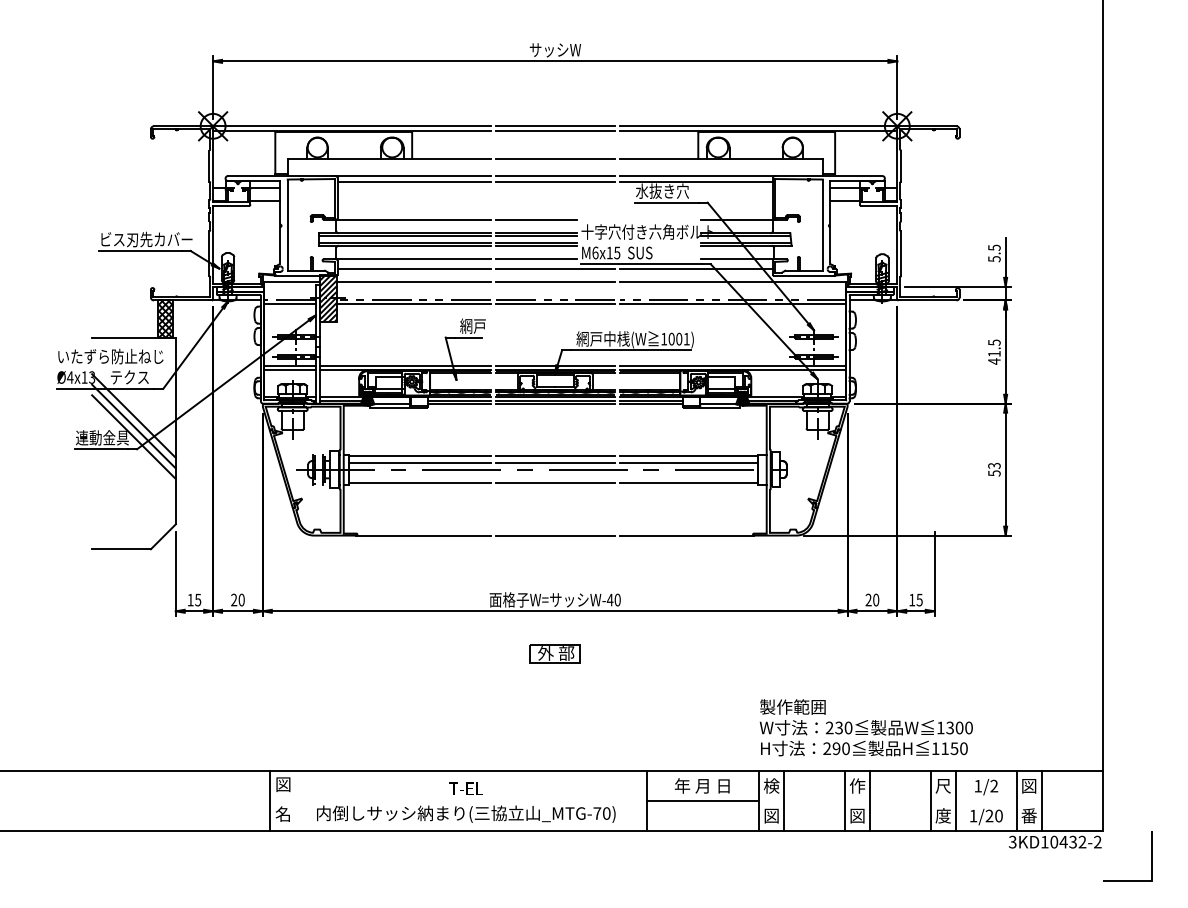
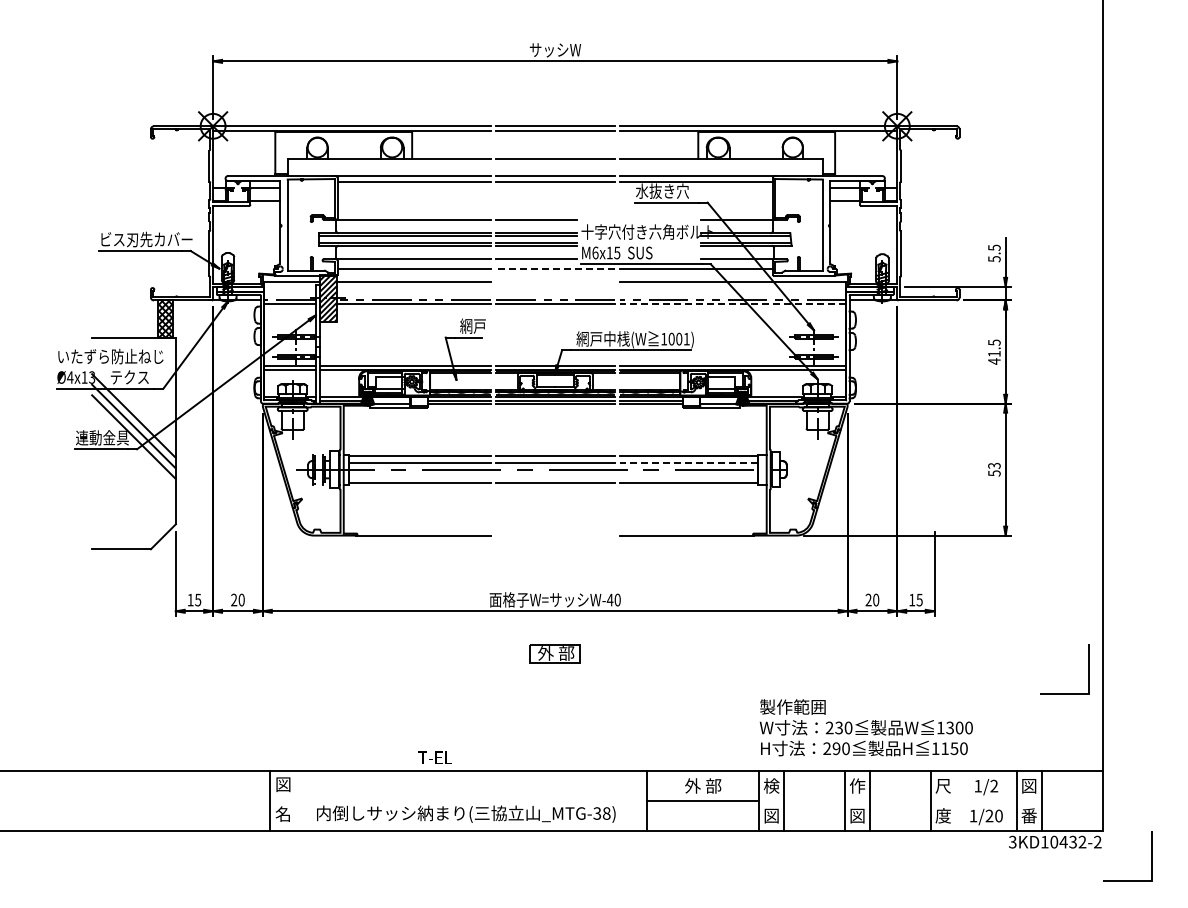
line: solid -> dashed (555, 269)
line: present -> none (554, 281)
line: solid -> dashed (732, 304)
line: solid -> dashed (688, 463)
line: present -> none (554, 535)
line: none -> present (1088, 669)
text: 年 月 日 -> 外 部 (701, 785)
text position: (465, 788) -> (434, 757) (434, 757)
line: present -> none (955, 800)
text: _MTG-70) -> _MTG-38) (601, 813)
